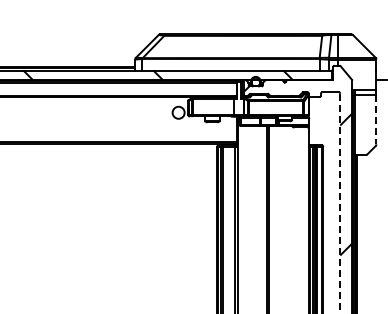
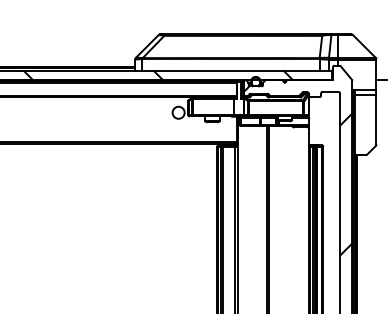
line: dashed -> solid (376, 119)
line: dashed -> solid (340, 203)
